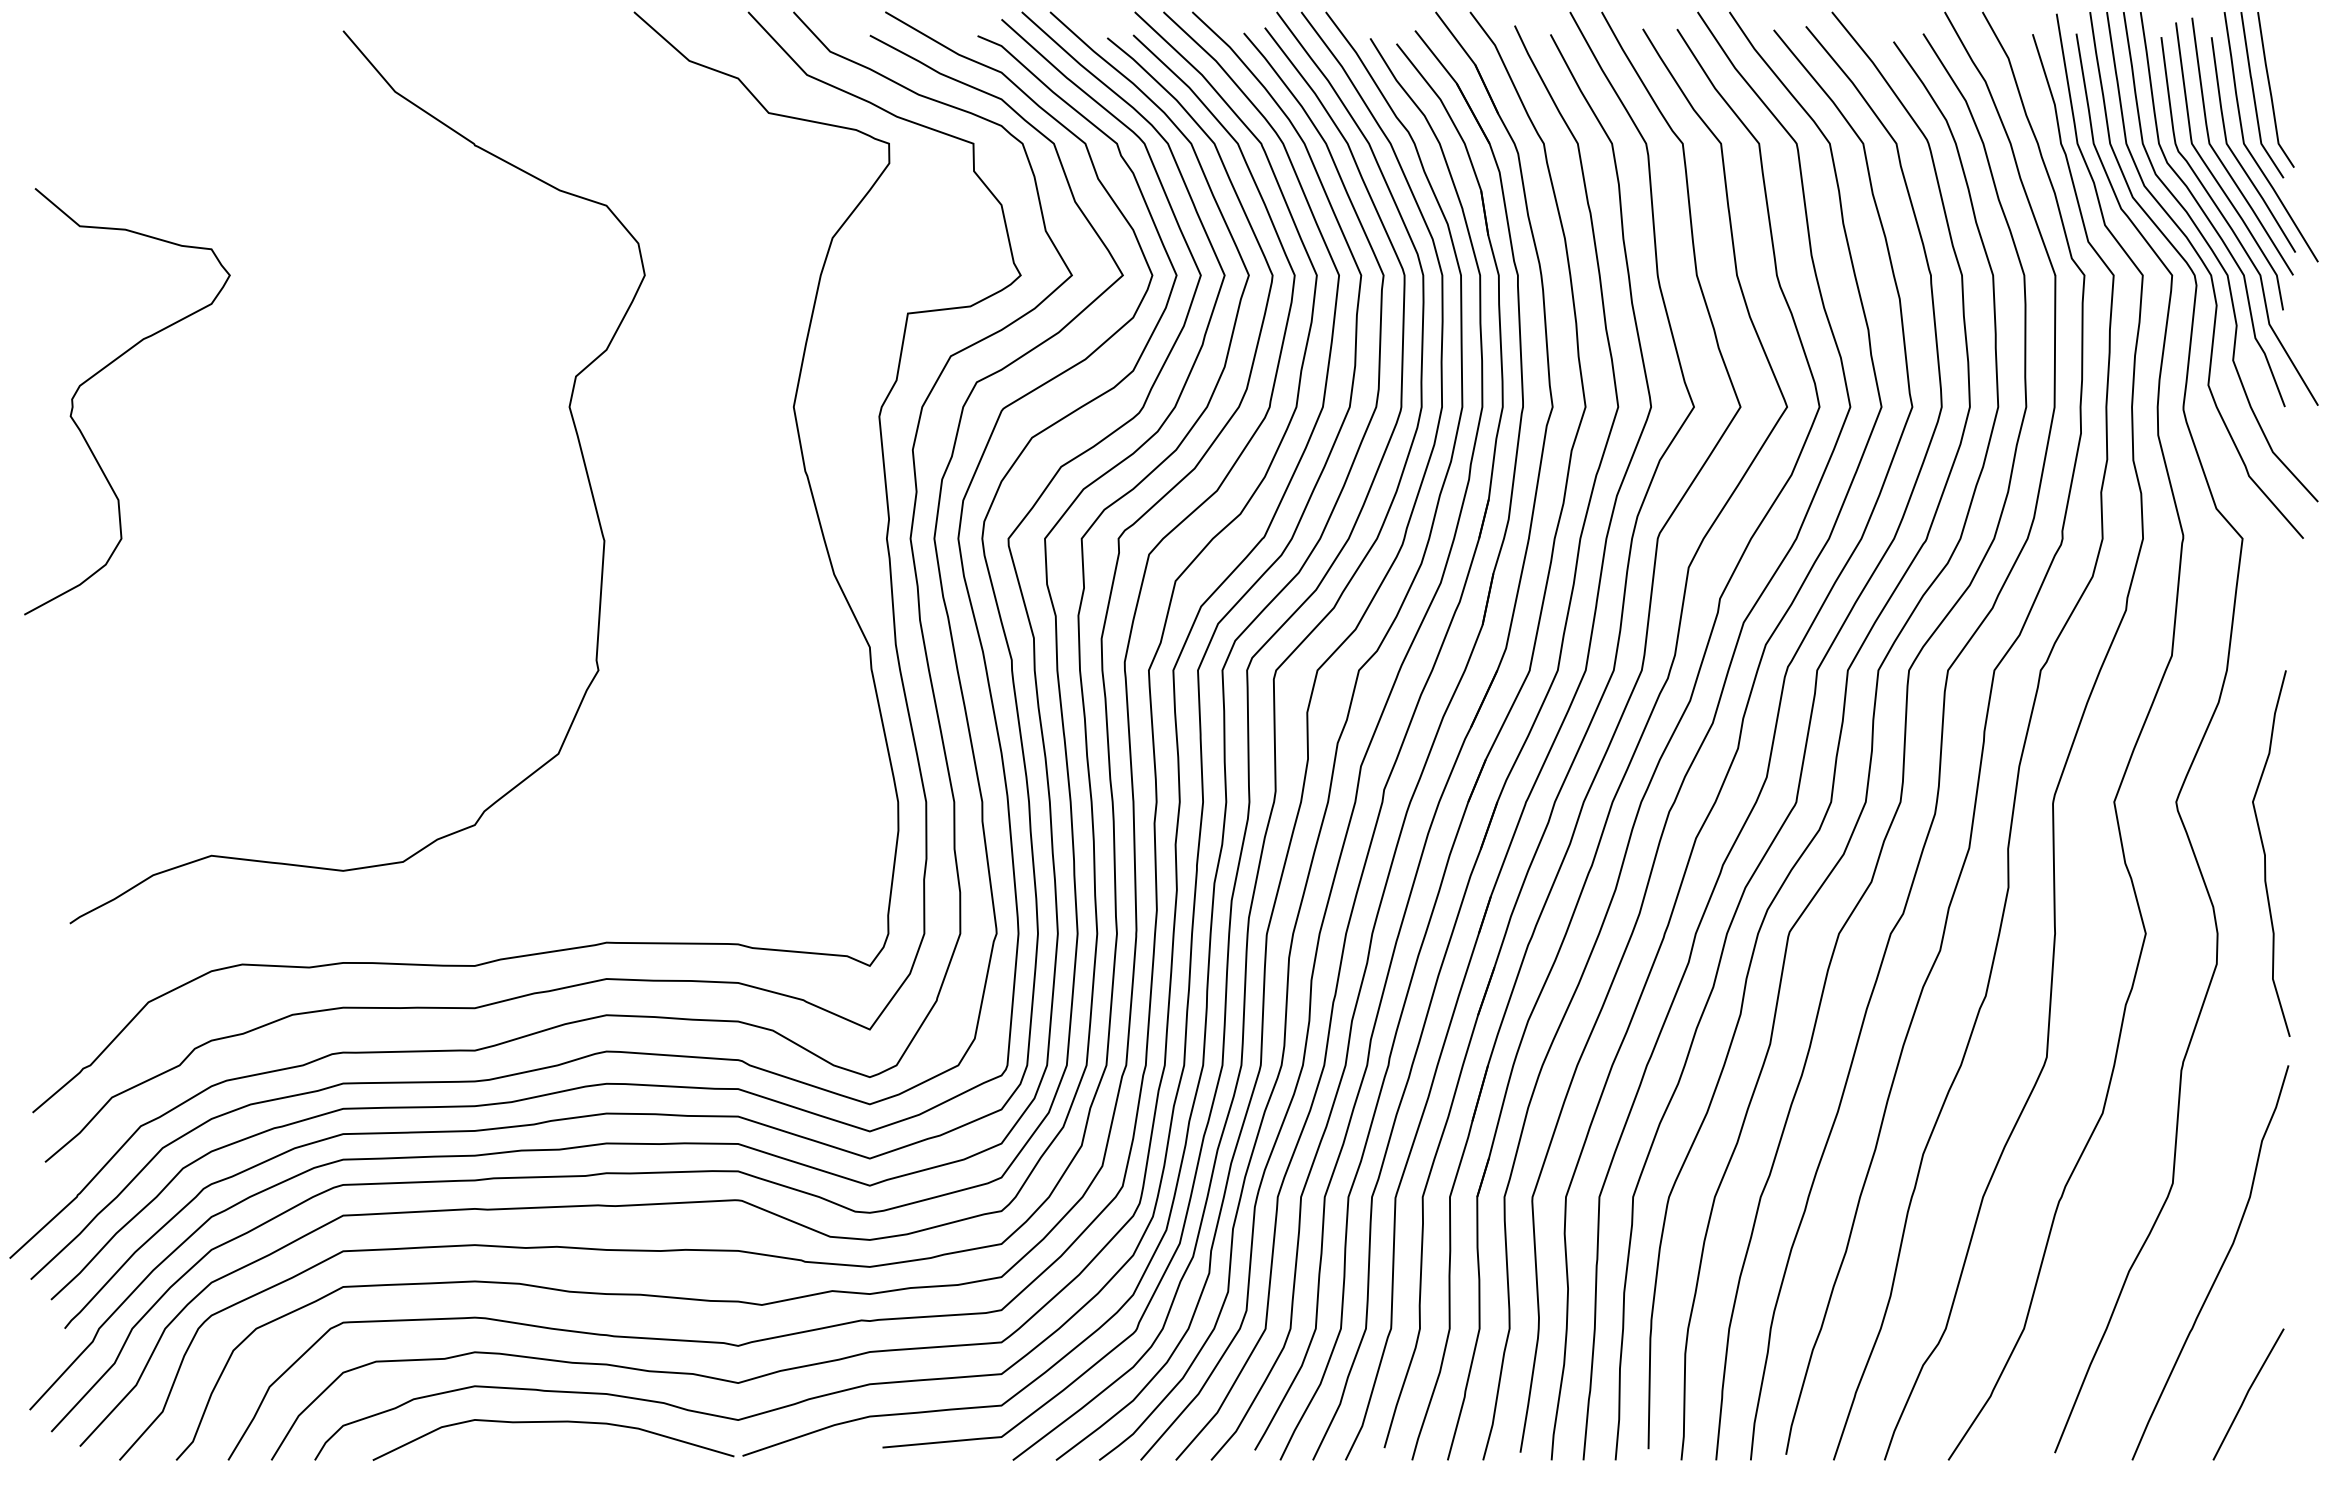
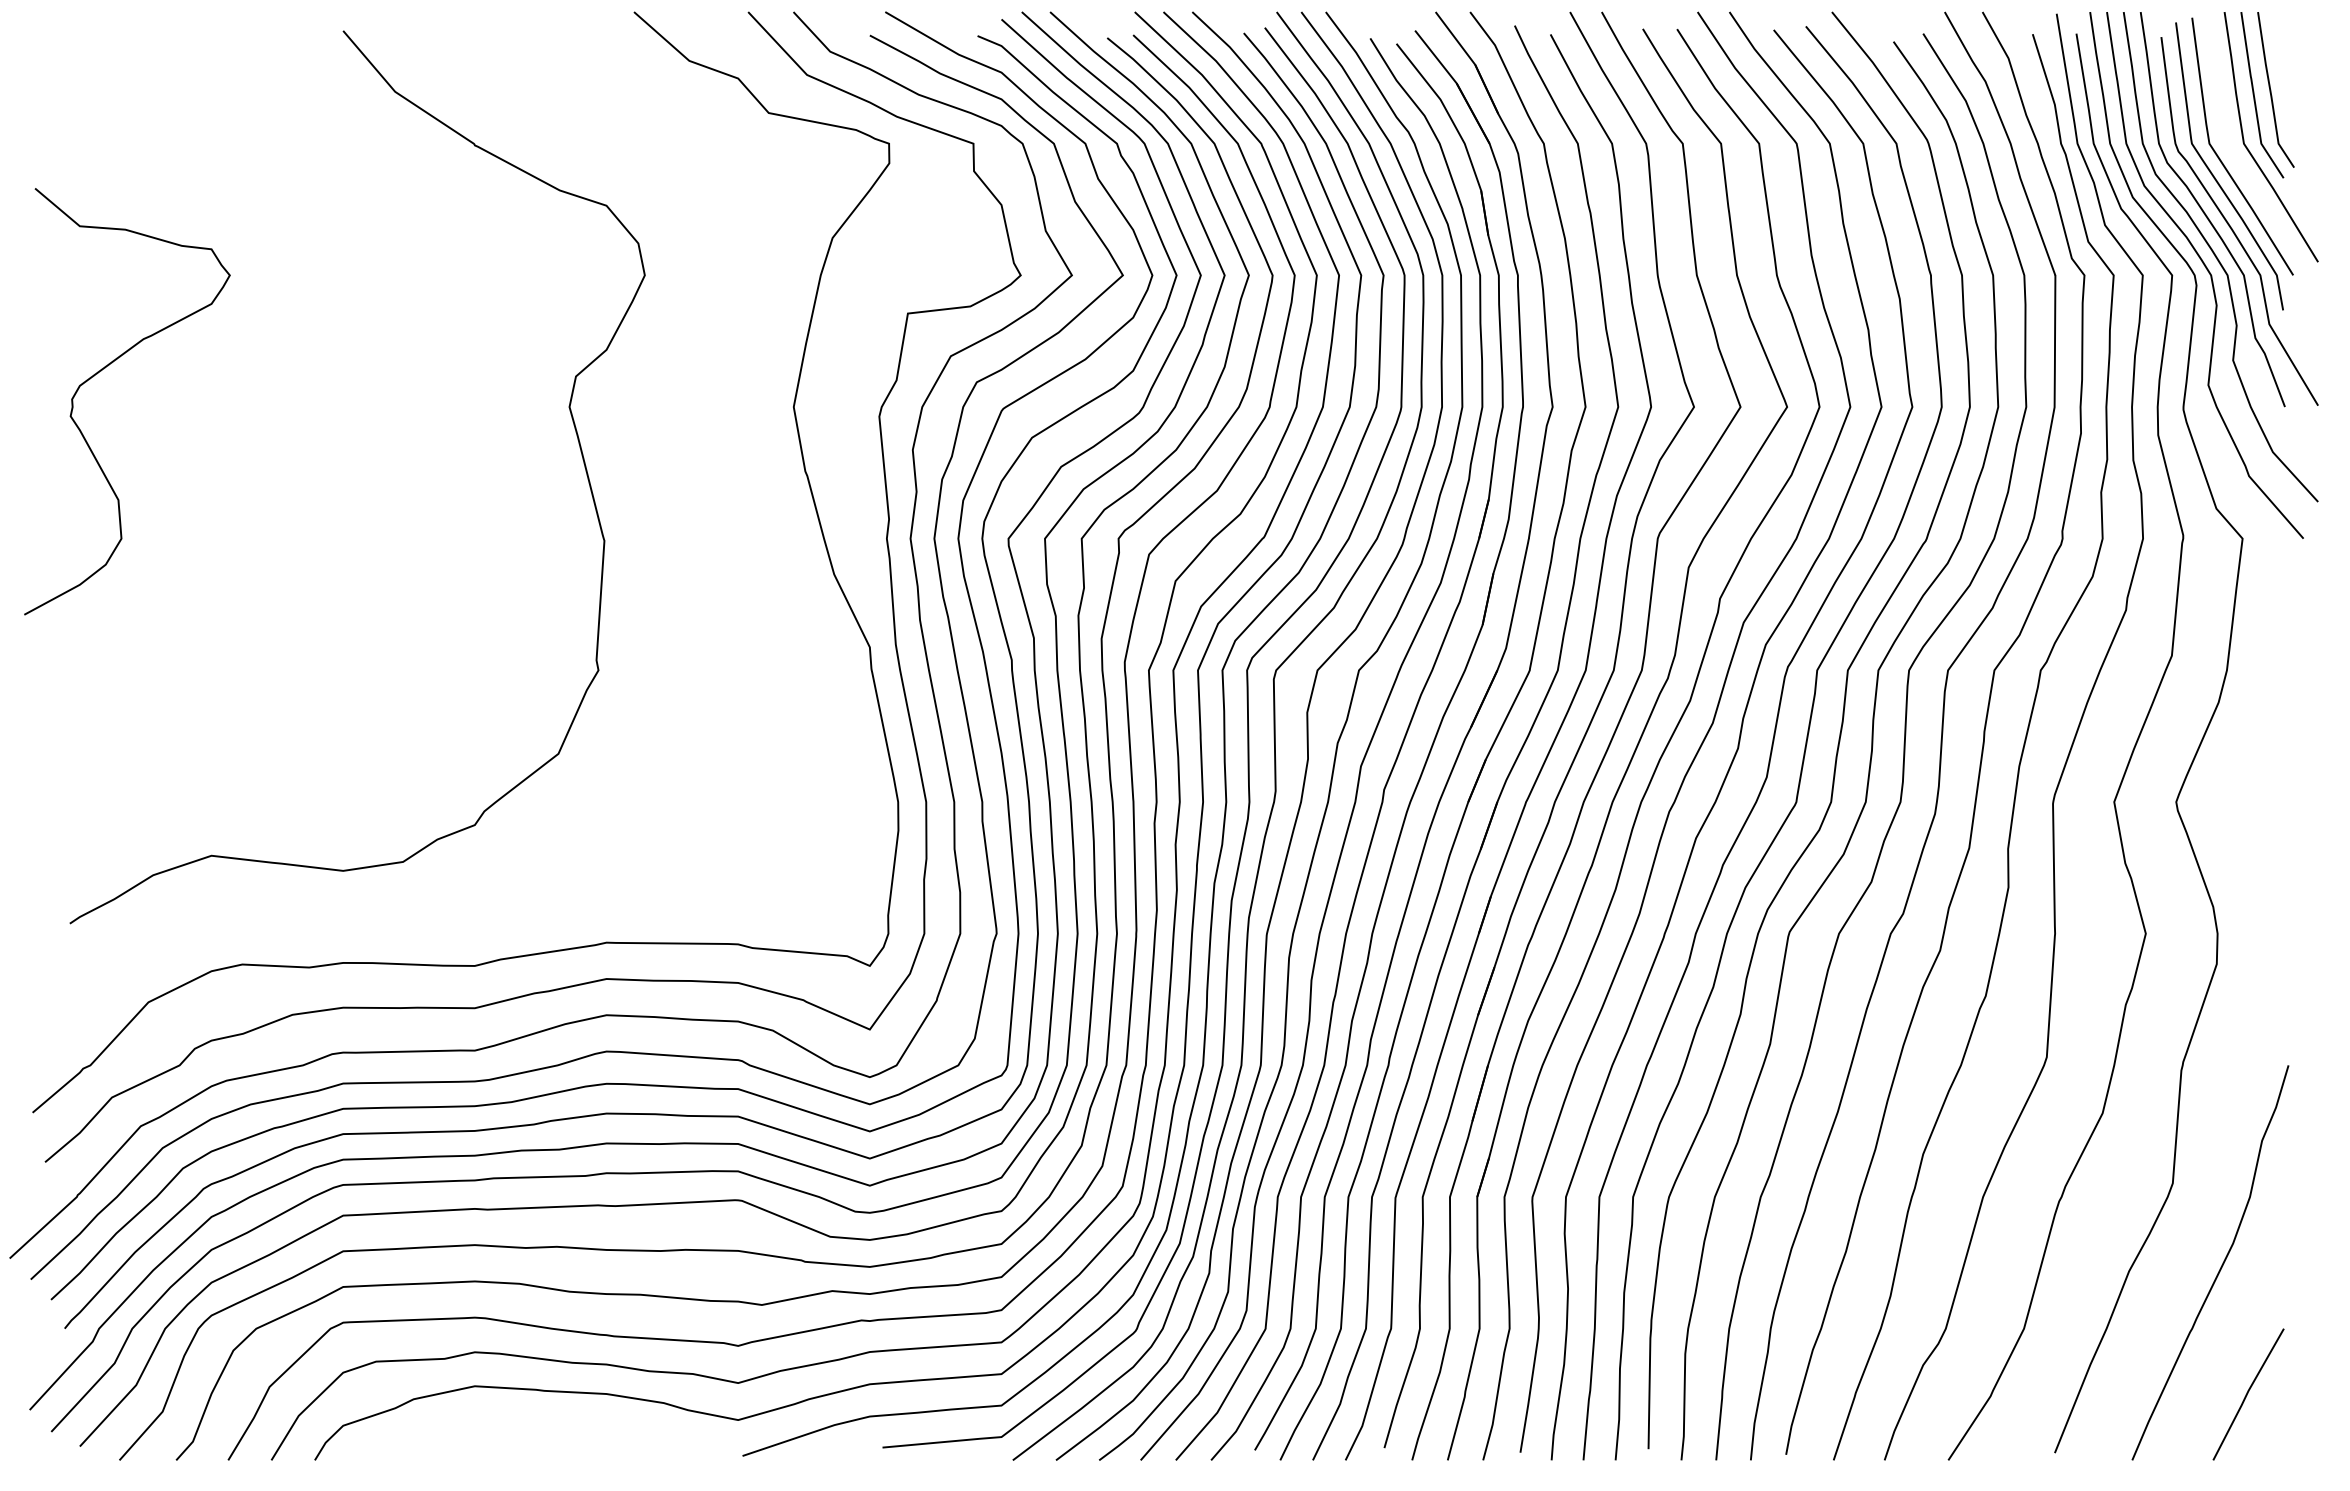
line: present -> none (2236, 156)
curve: present -> none (2265, 853)
curve: present -> none (553, 1422)
